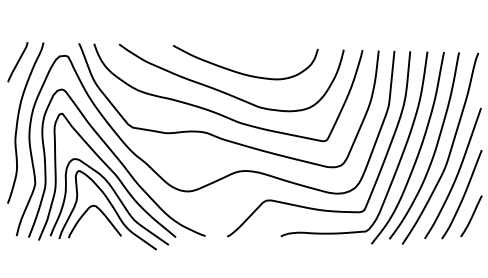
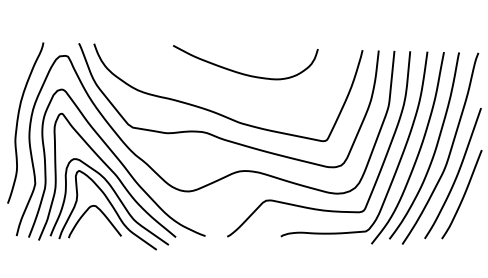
line: present -> none (17, 62)
curve: present -> none (224, 91)
line: present -> none (471, 216)
